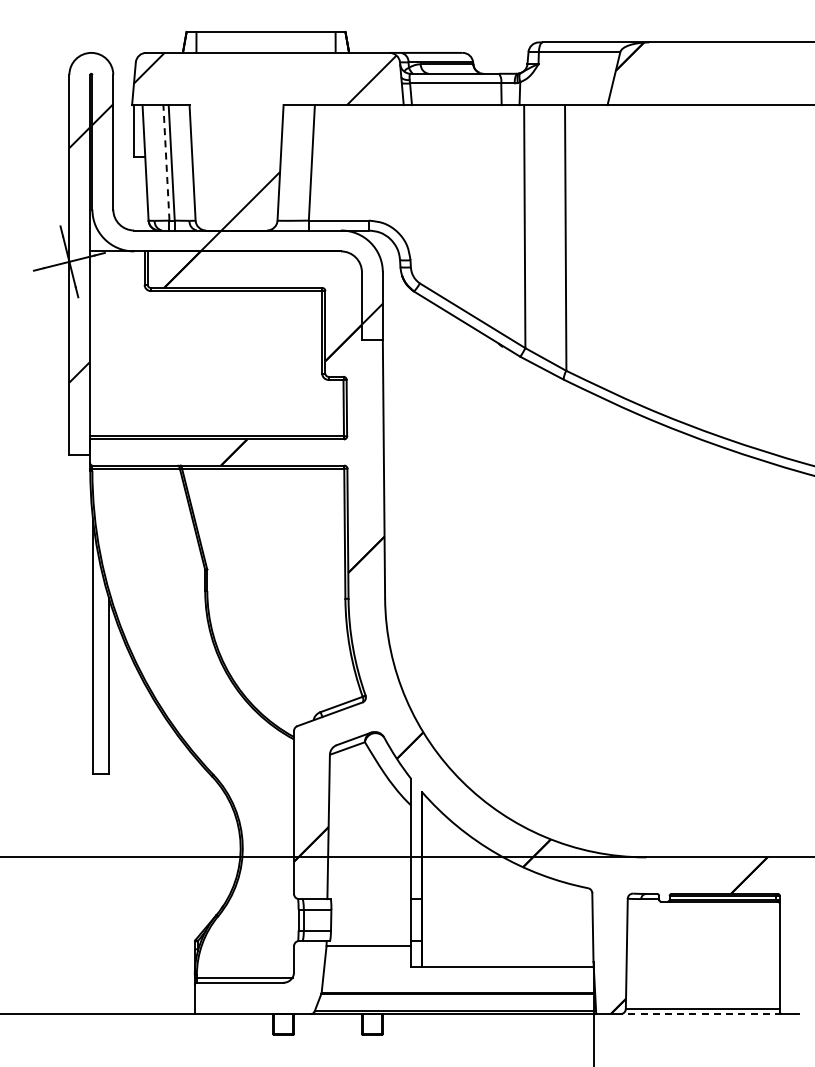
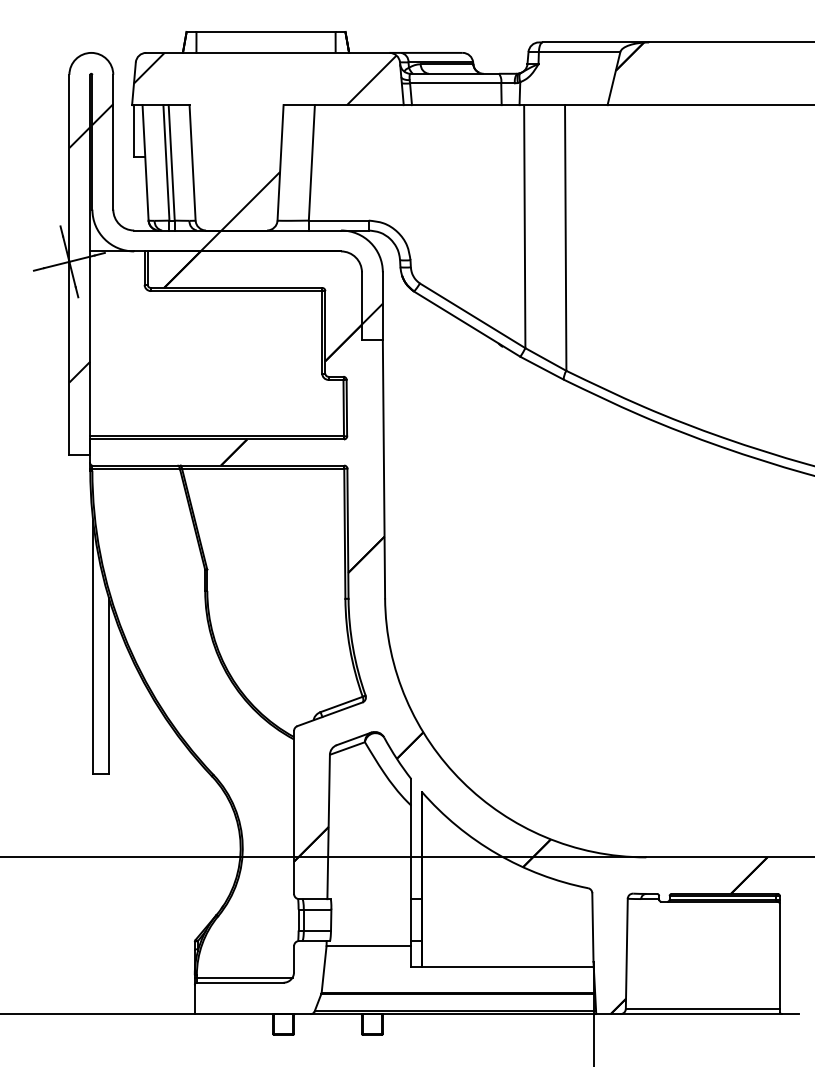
line: dashed -> solid (166, 162)
line: dashed -> solid (701, 1014)
